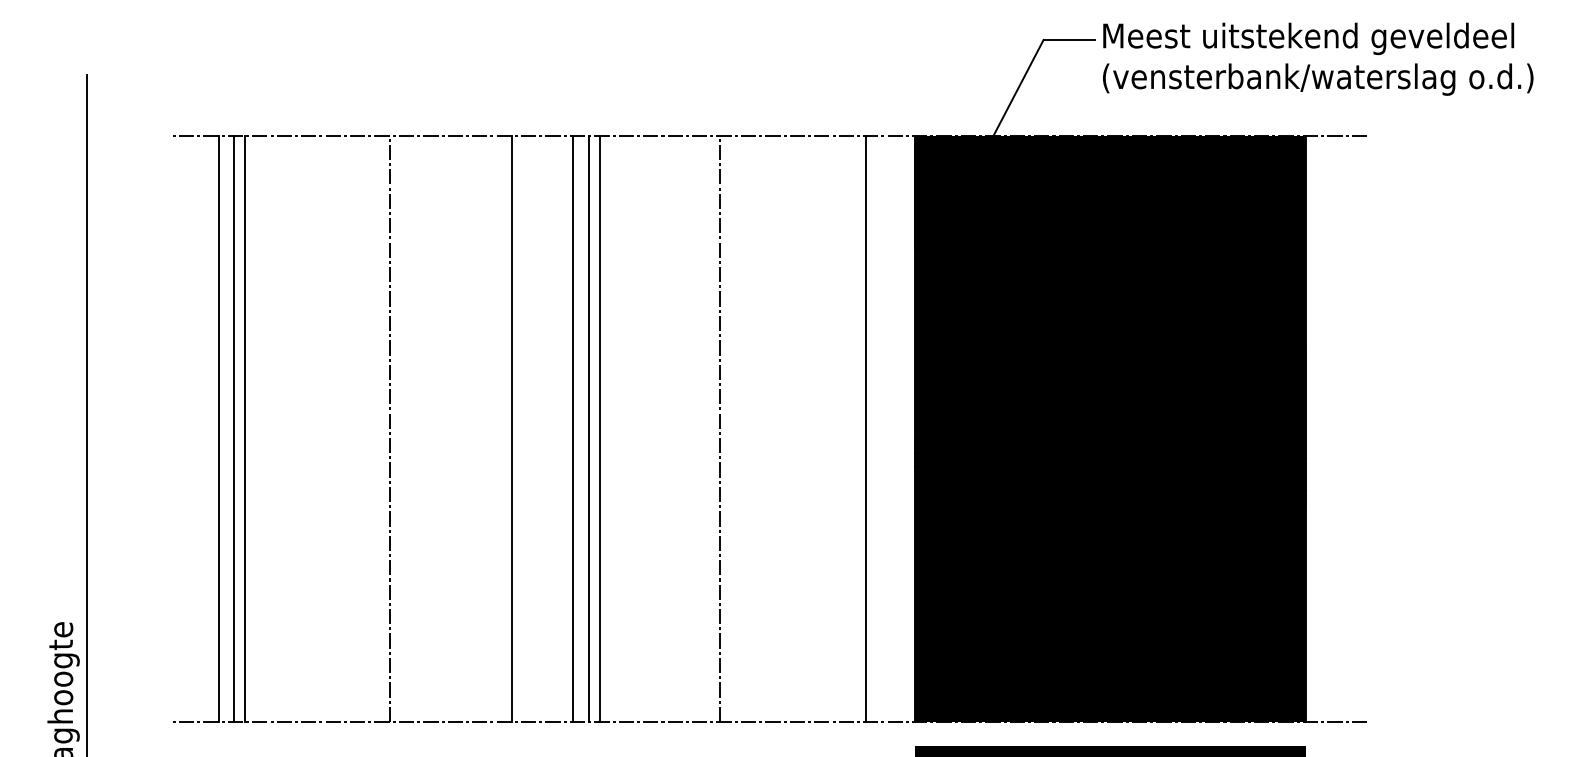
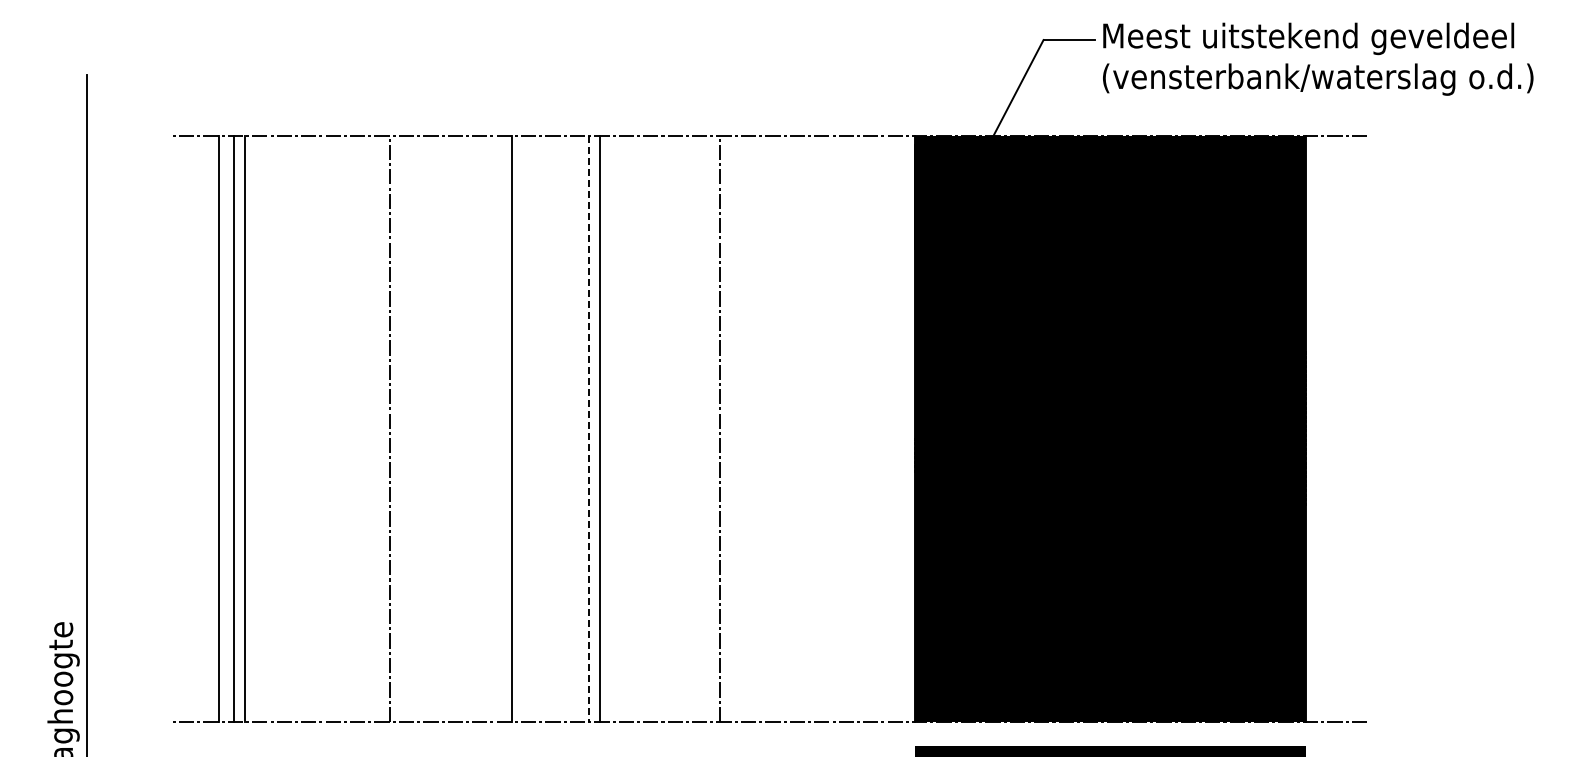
line: present -> none (572, 428)
line: present -> none (866, 428)
line: solid -> dashed (588, 429)
